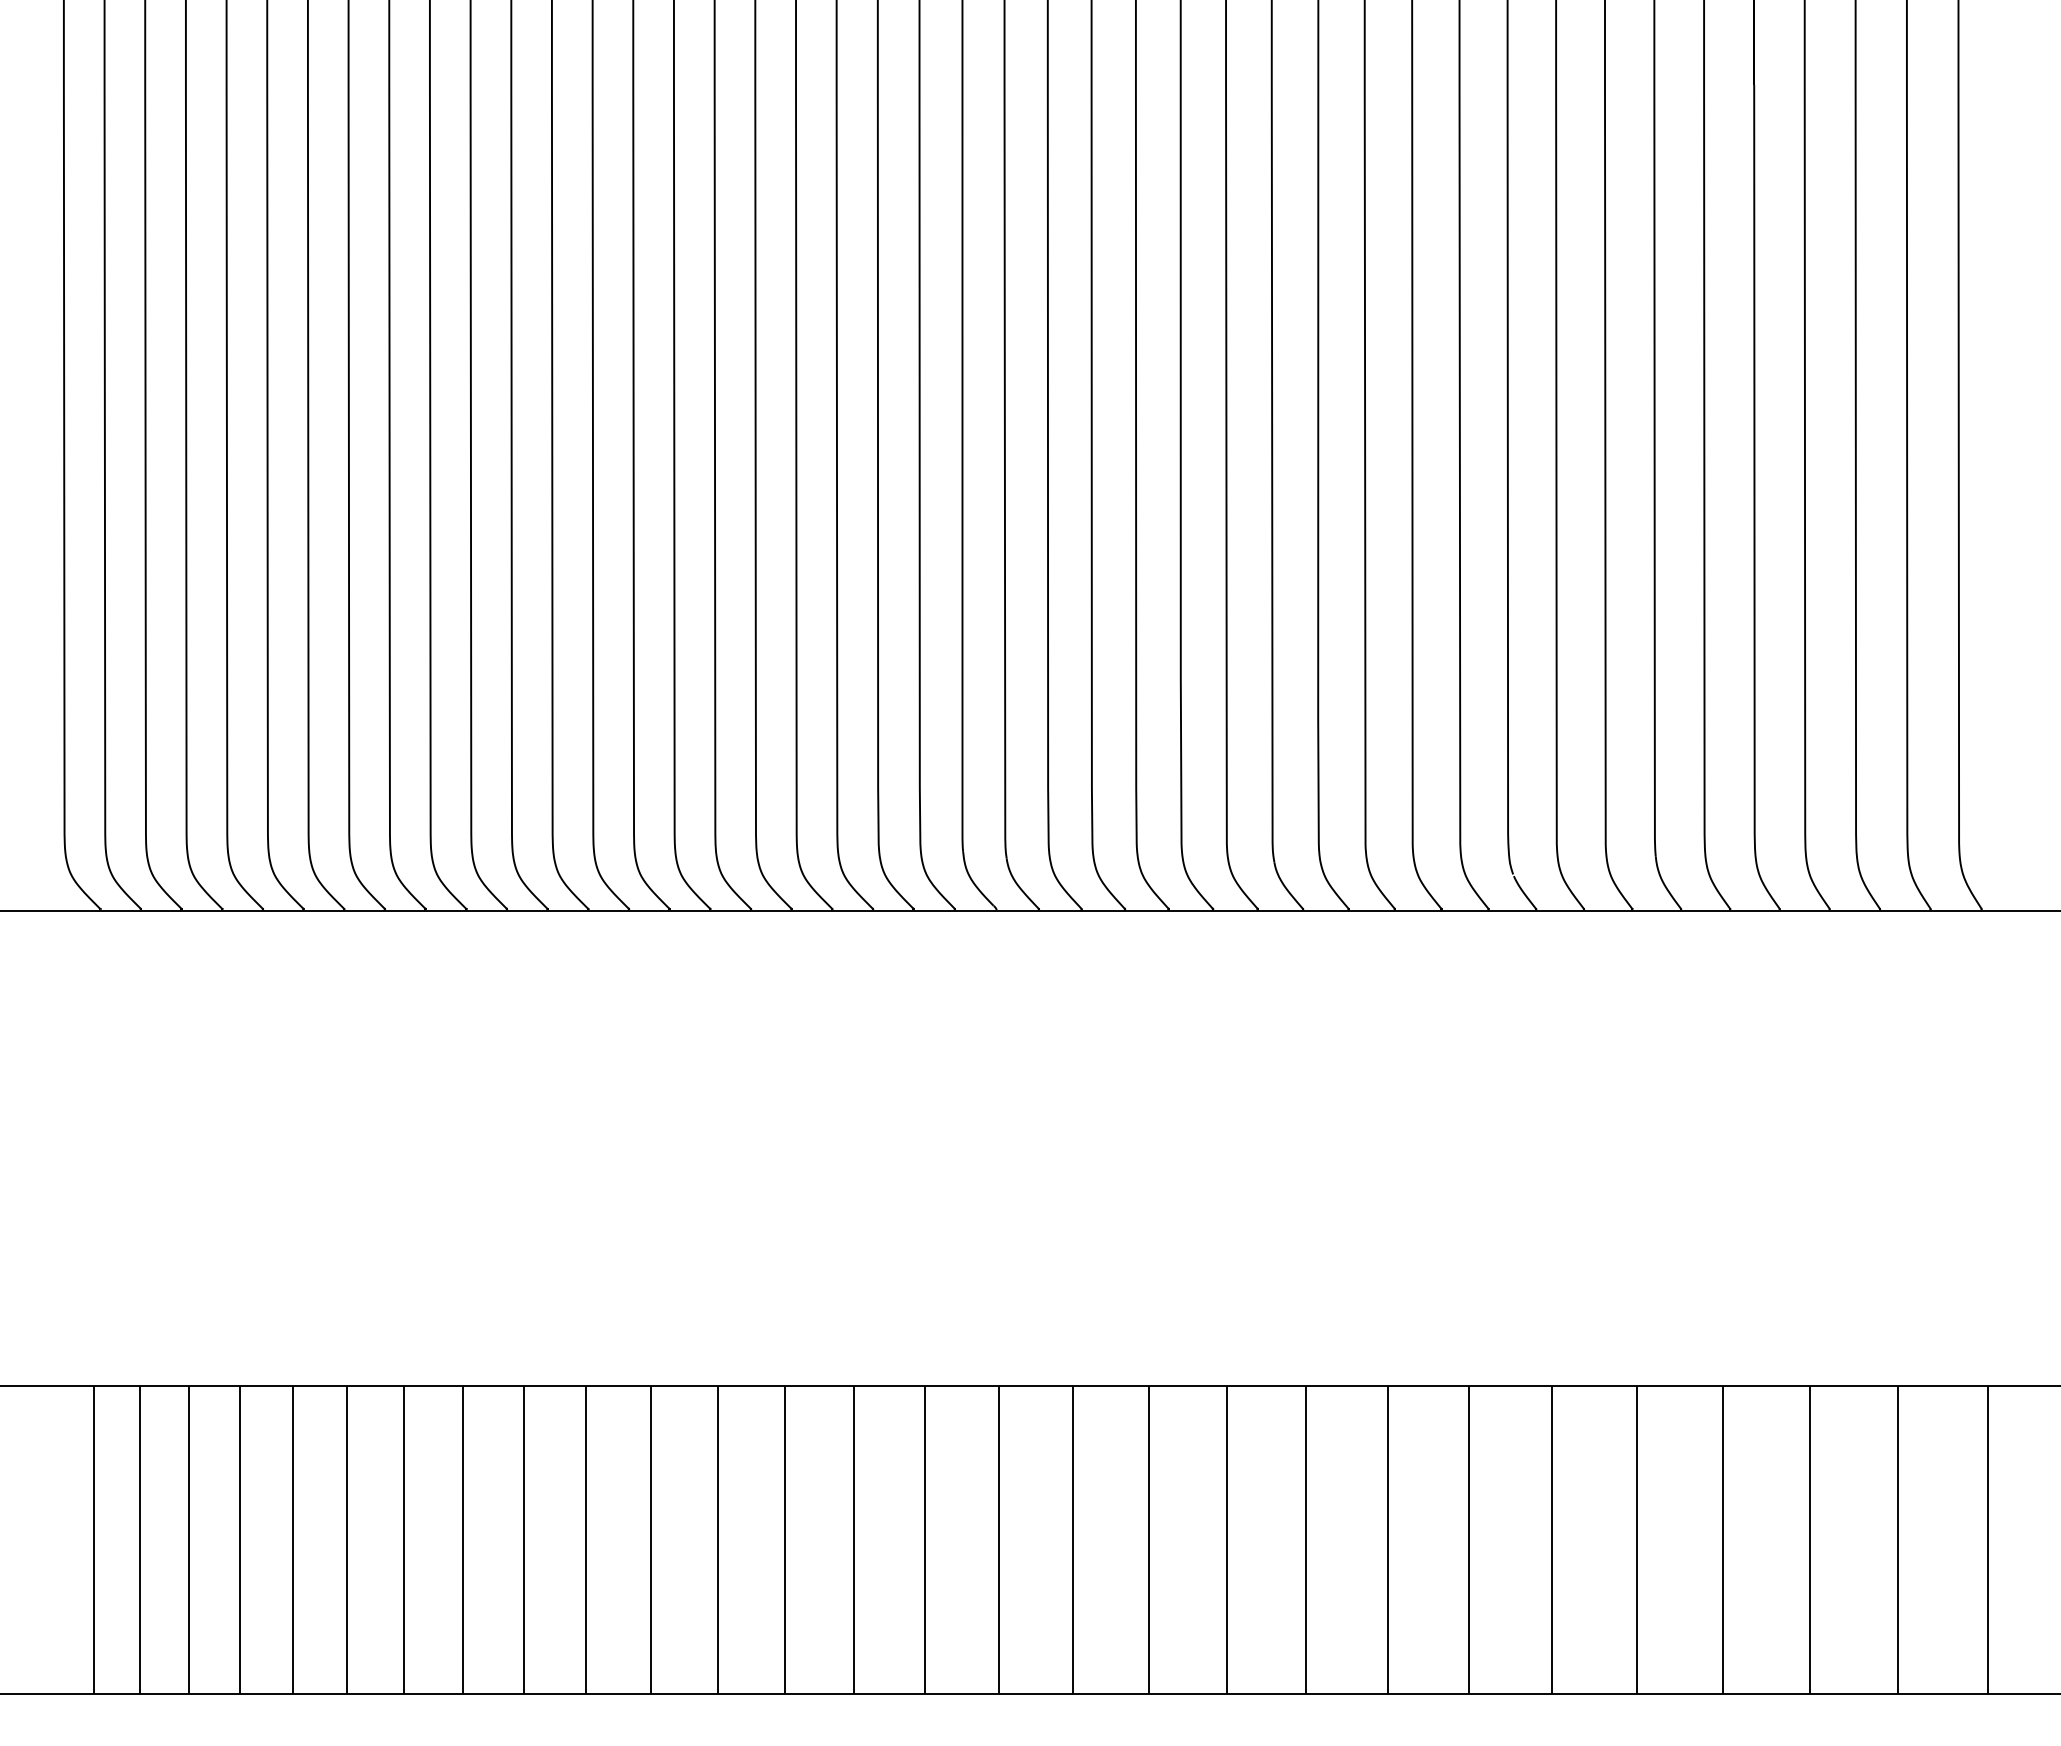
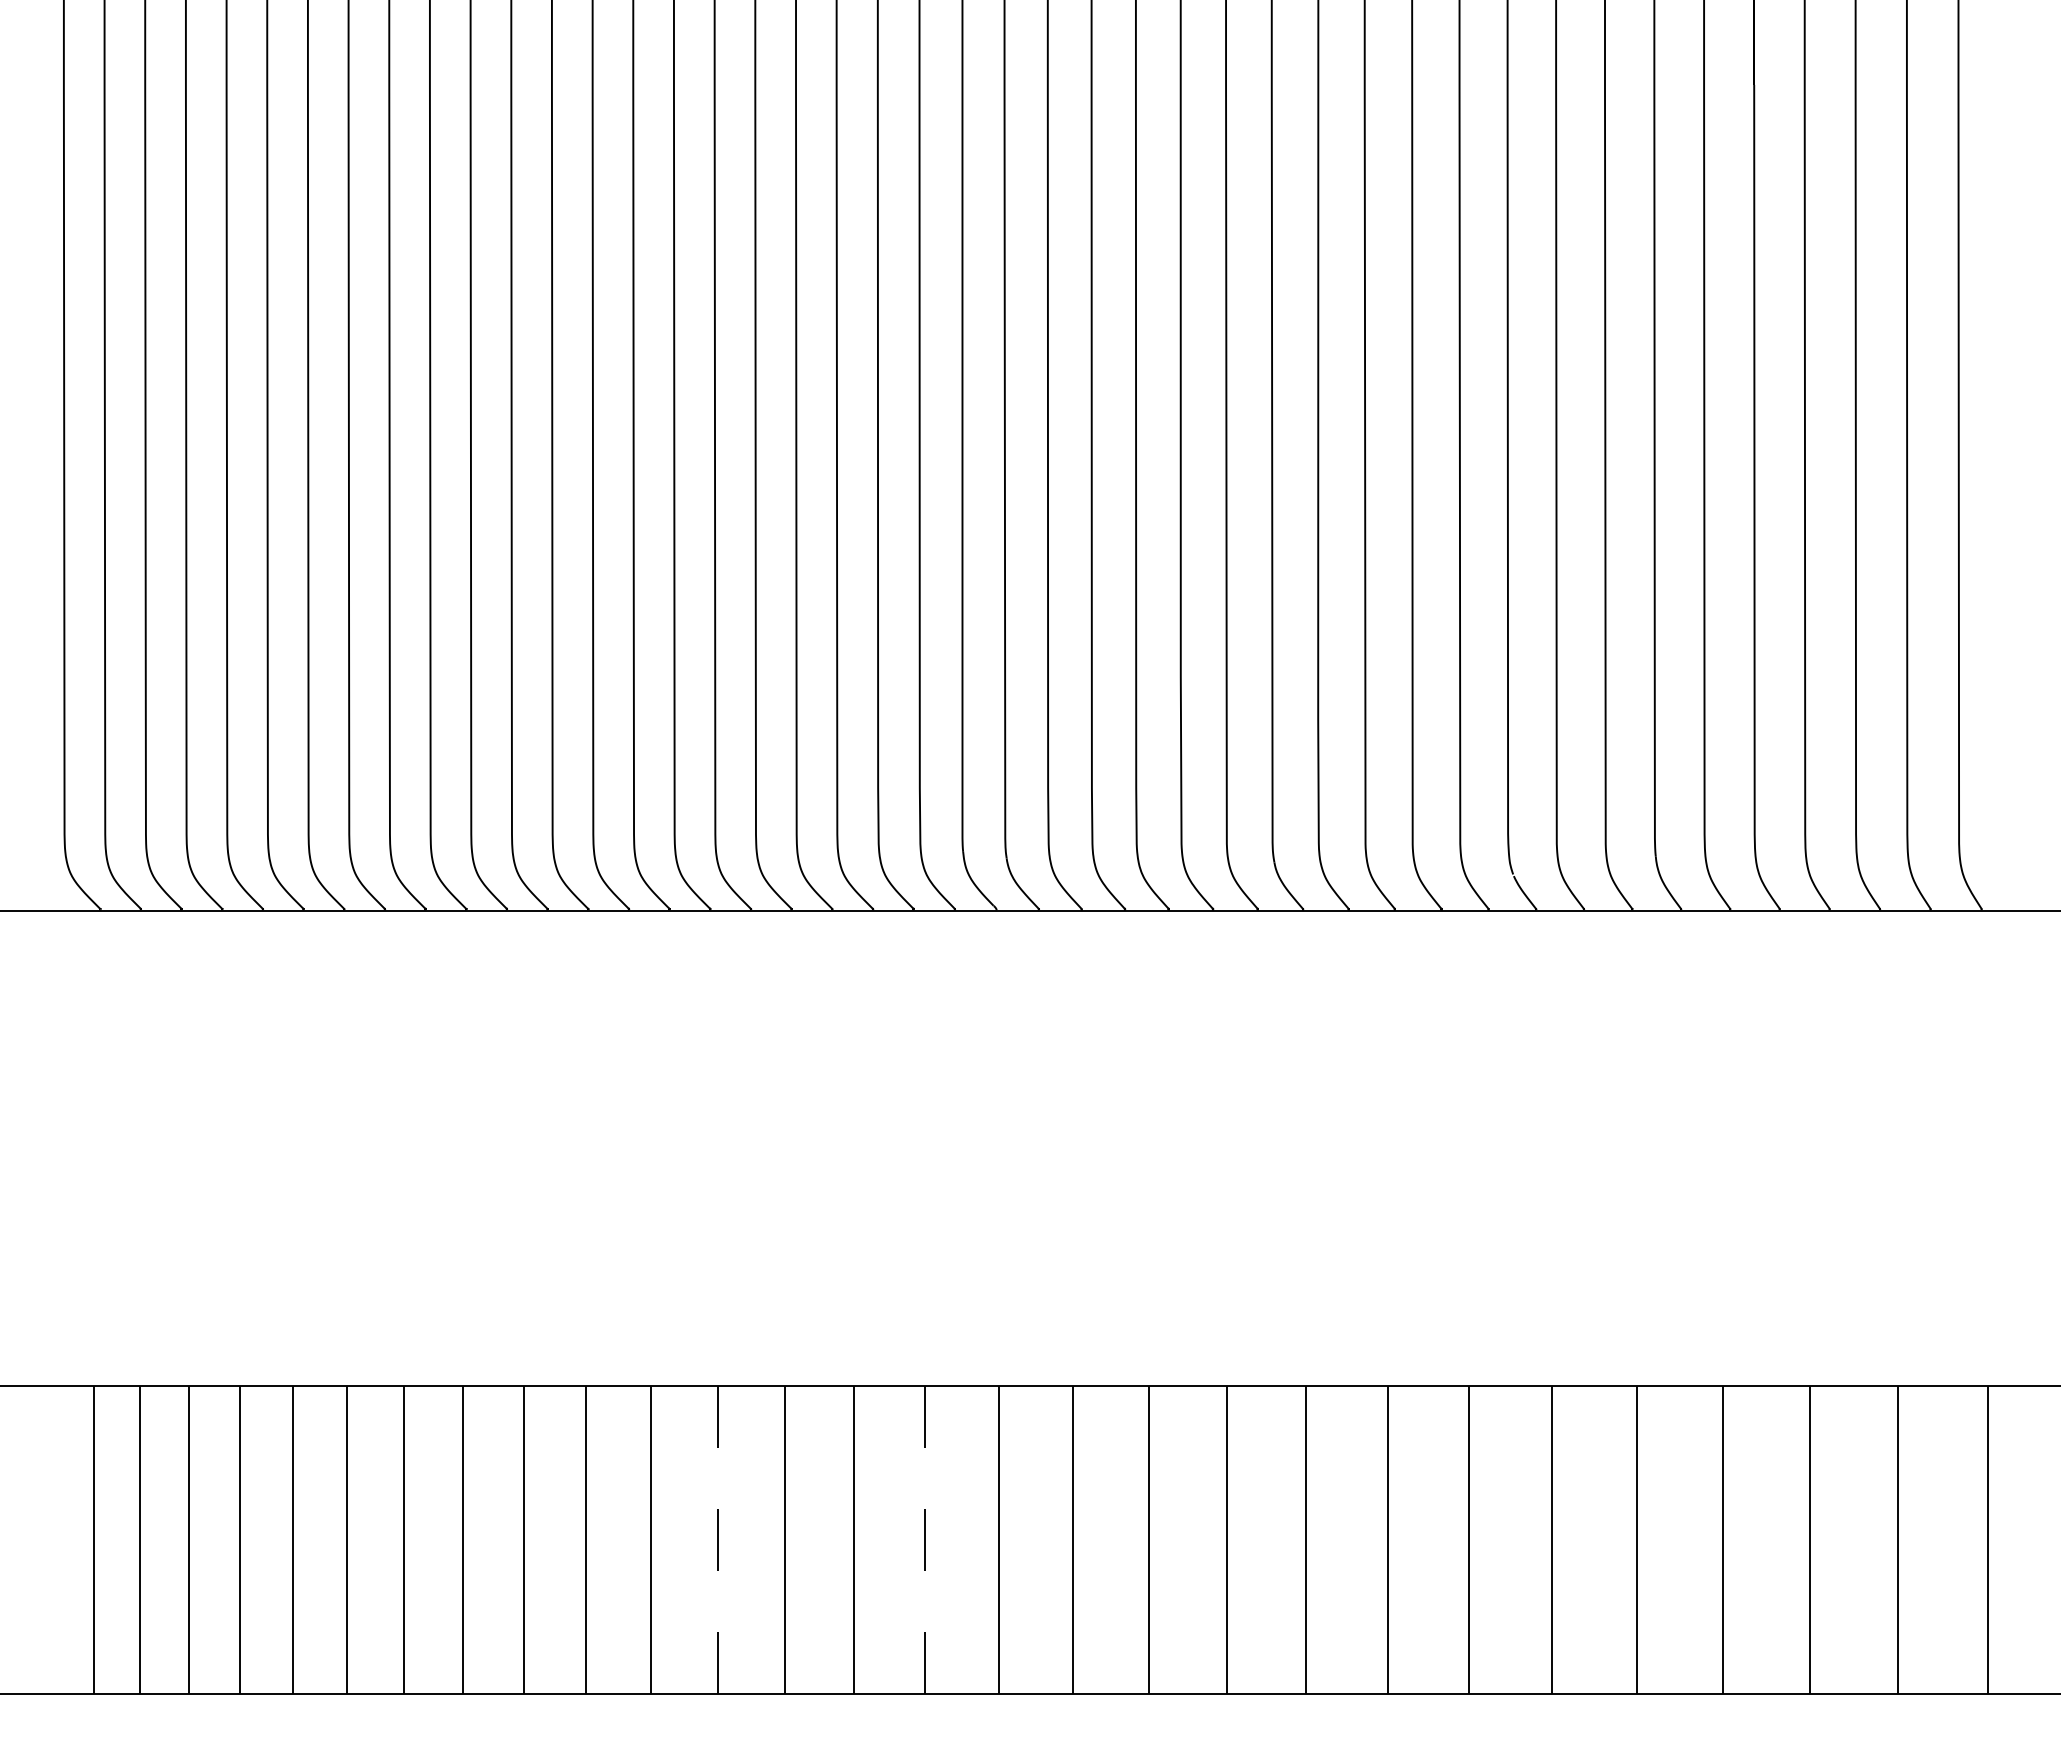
line: solid -> dashed (717, 1539)
line: solid -> dashed (925, 1539)
